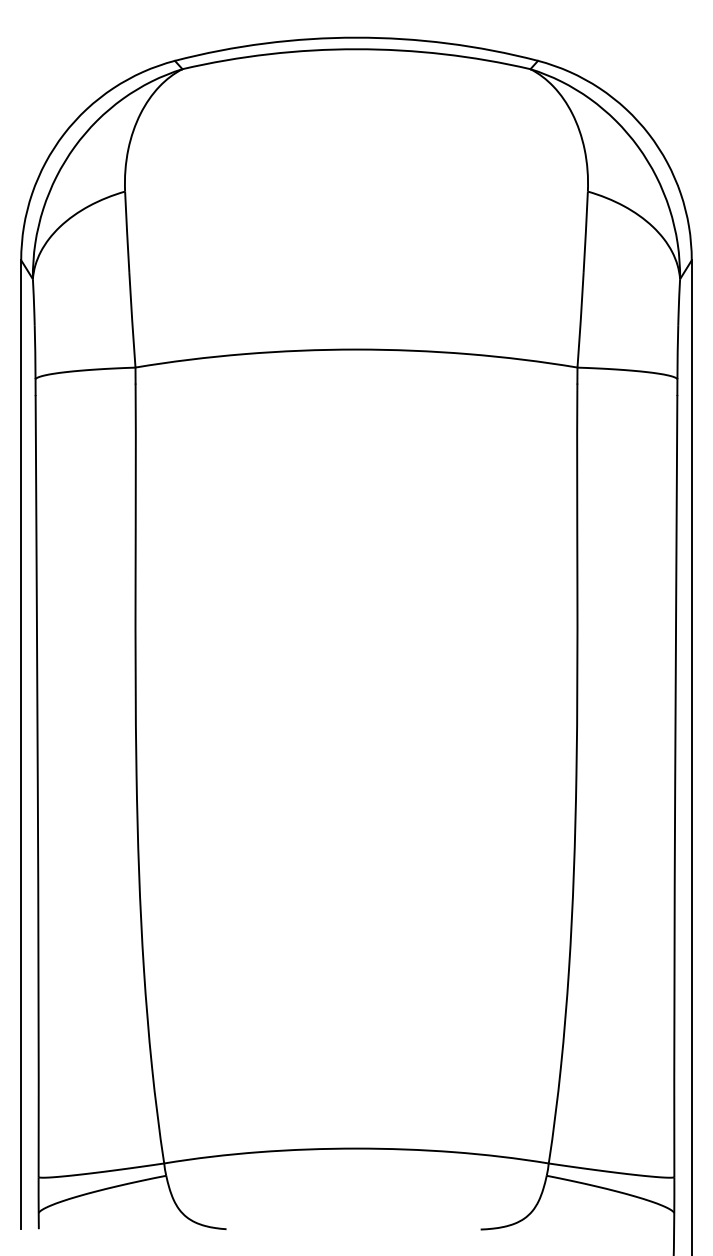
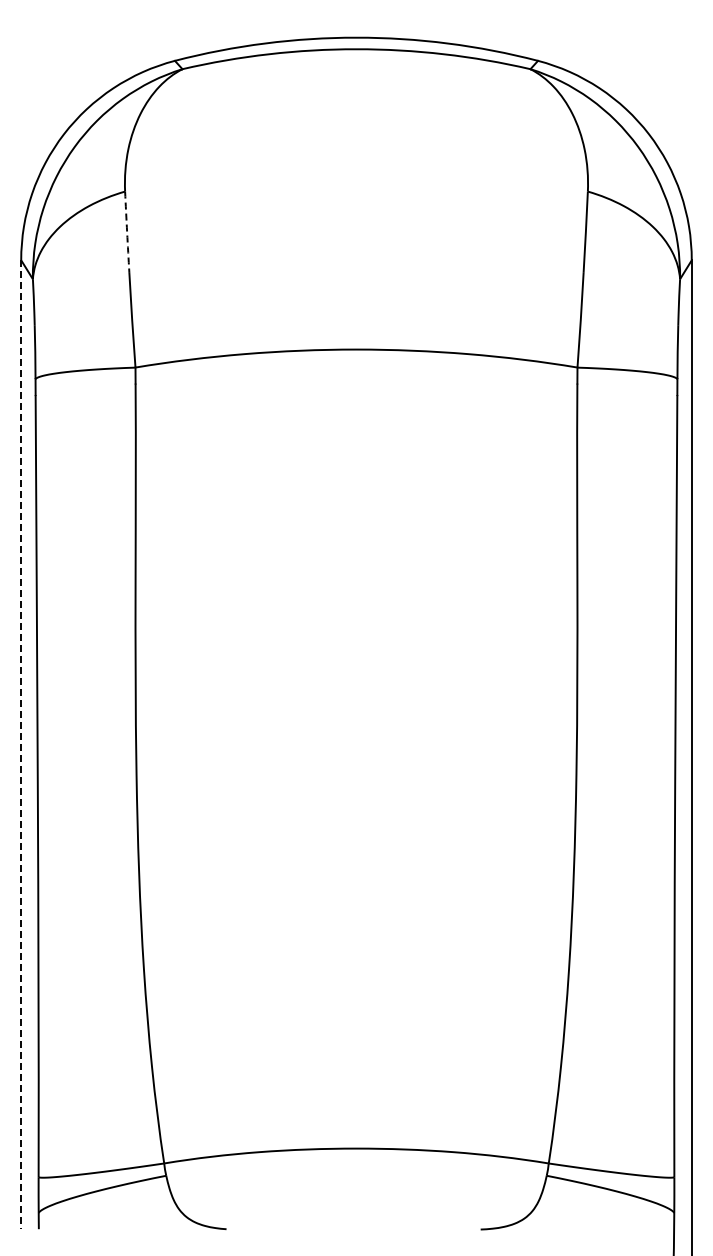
arc: solid -> dashed (127, 232)
line: solid -> dashed (21, 745)
